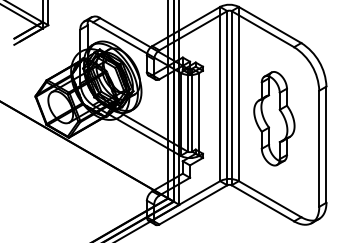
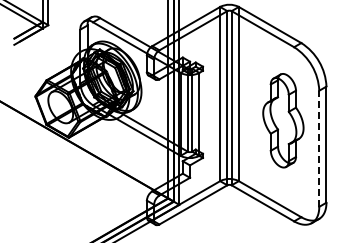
part position: (274, 118) -> (283, 120) (283, 120)
line: solid -> dashed (319, 148)
